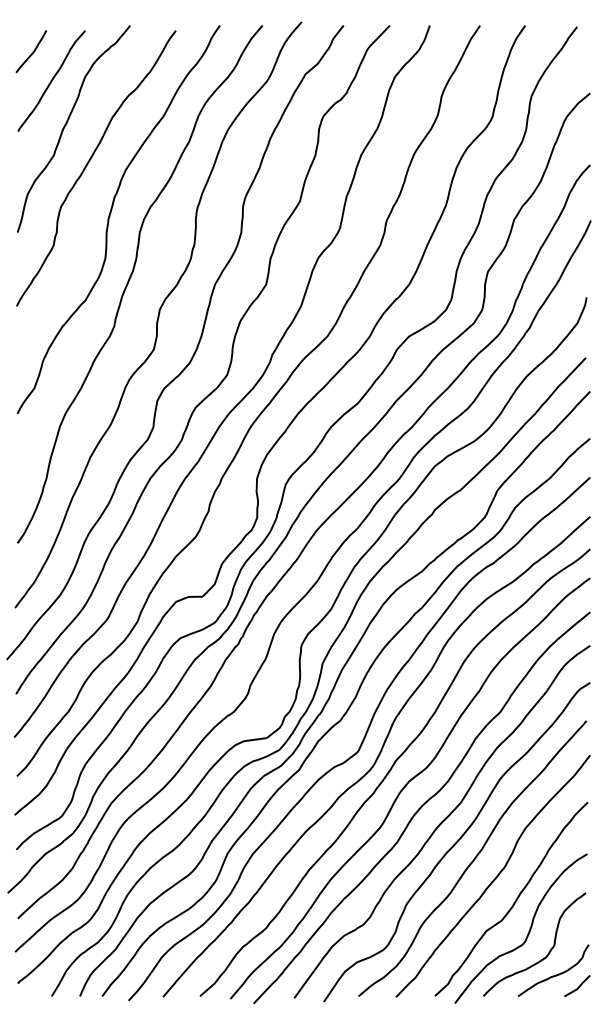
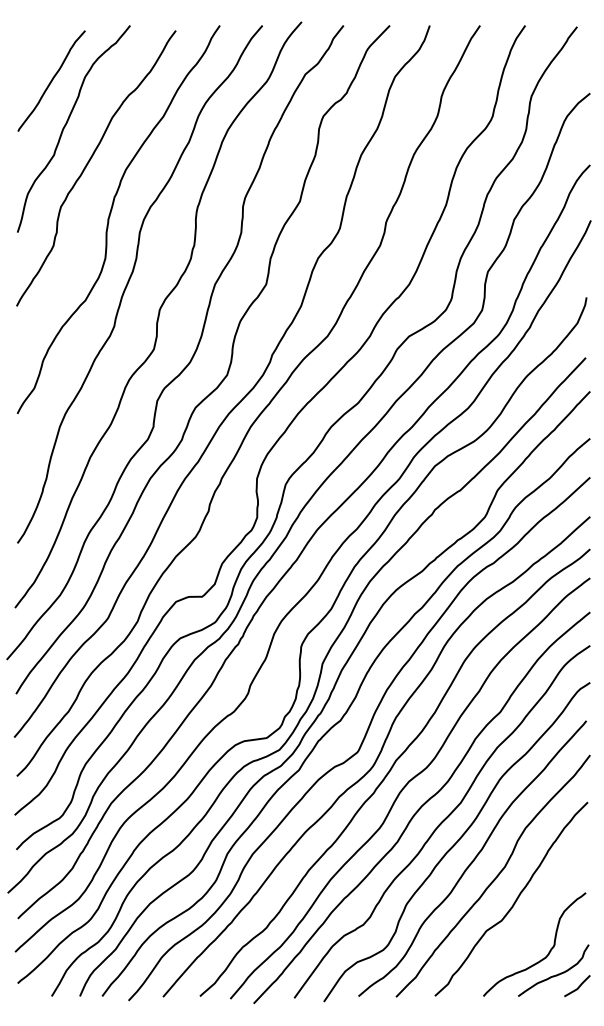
curve: present -> none (32, 52)
curve: present -> none (528, 931)
